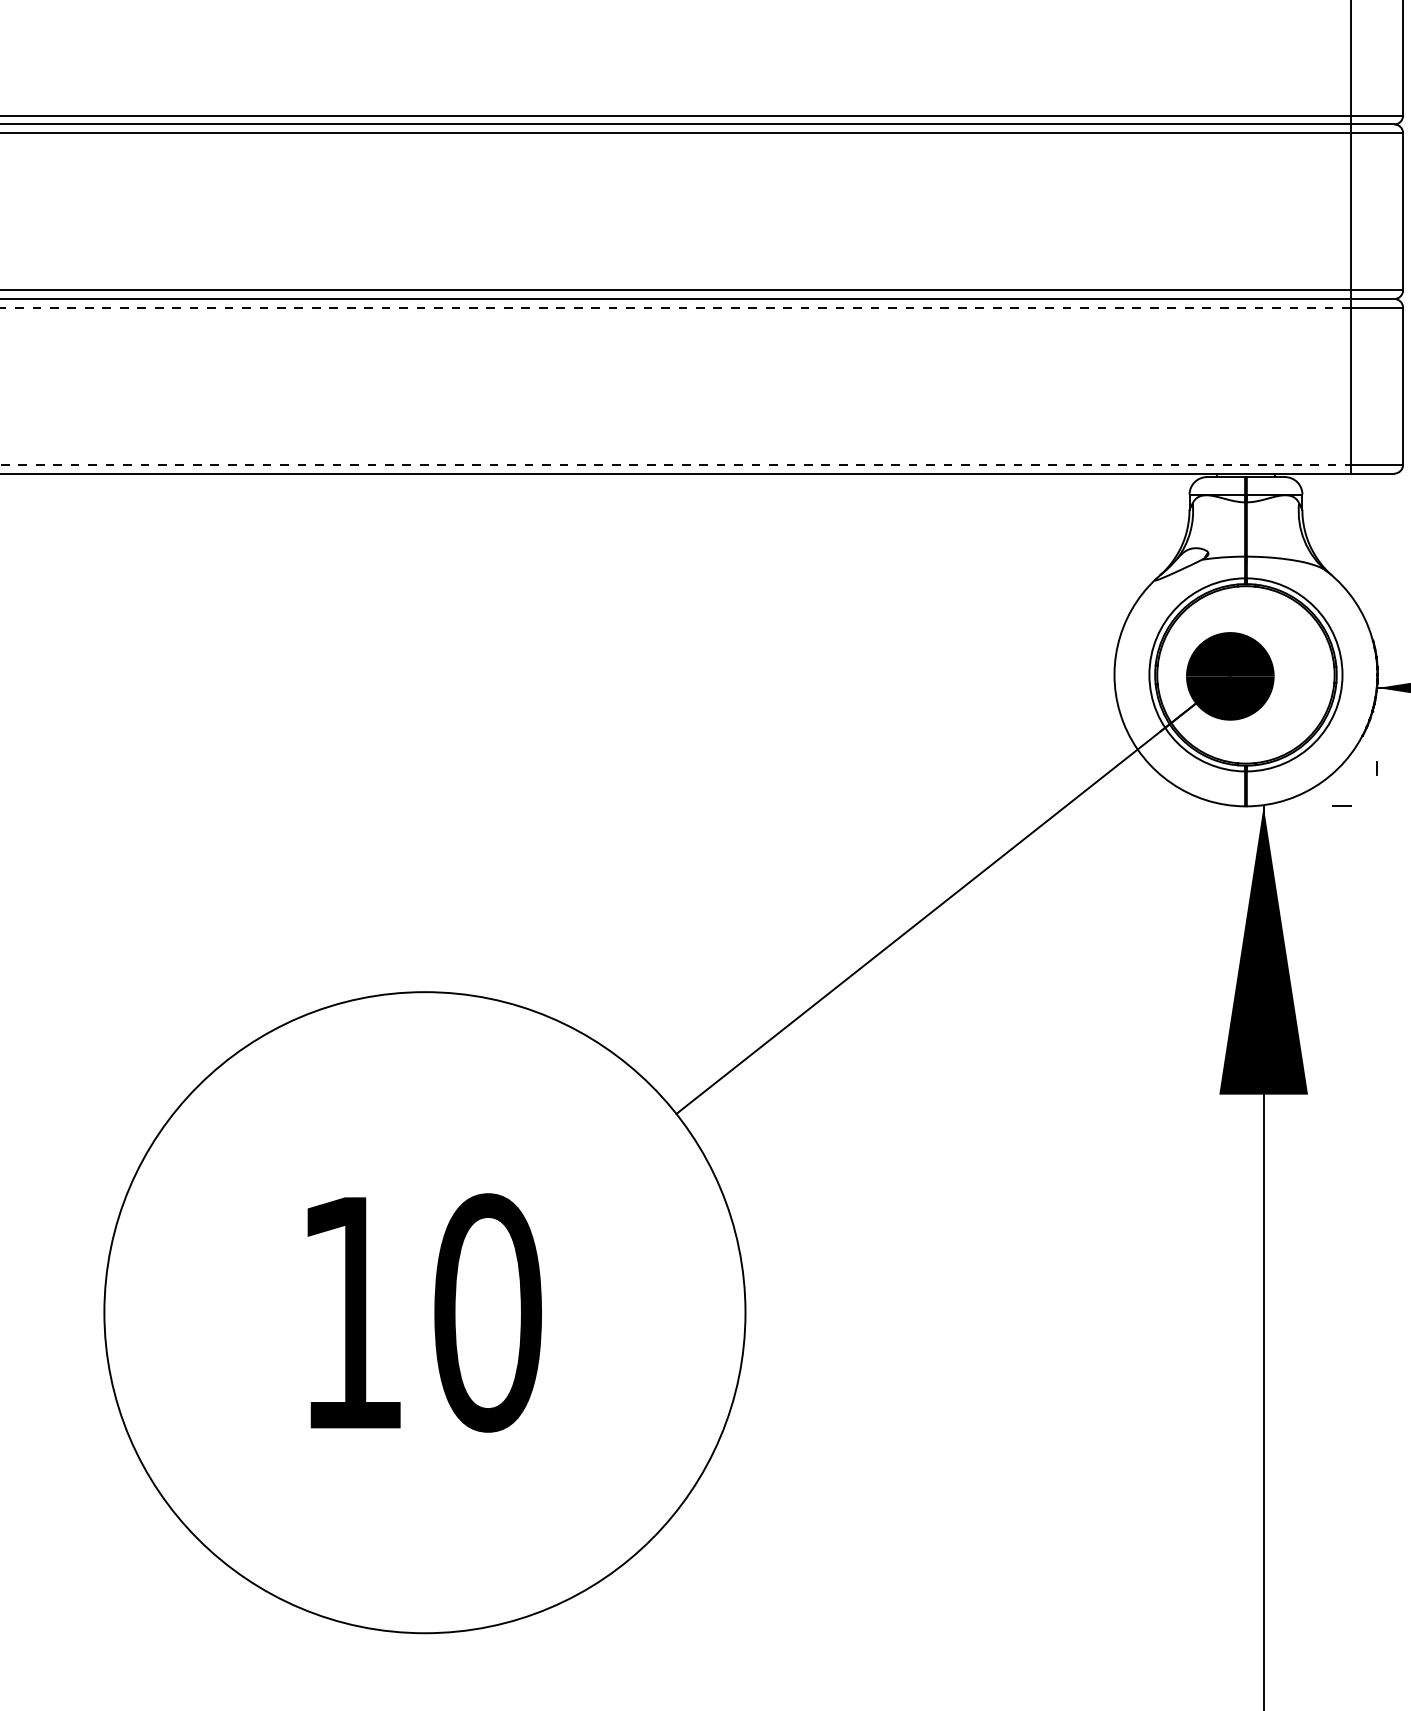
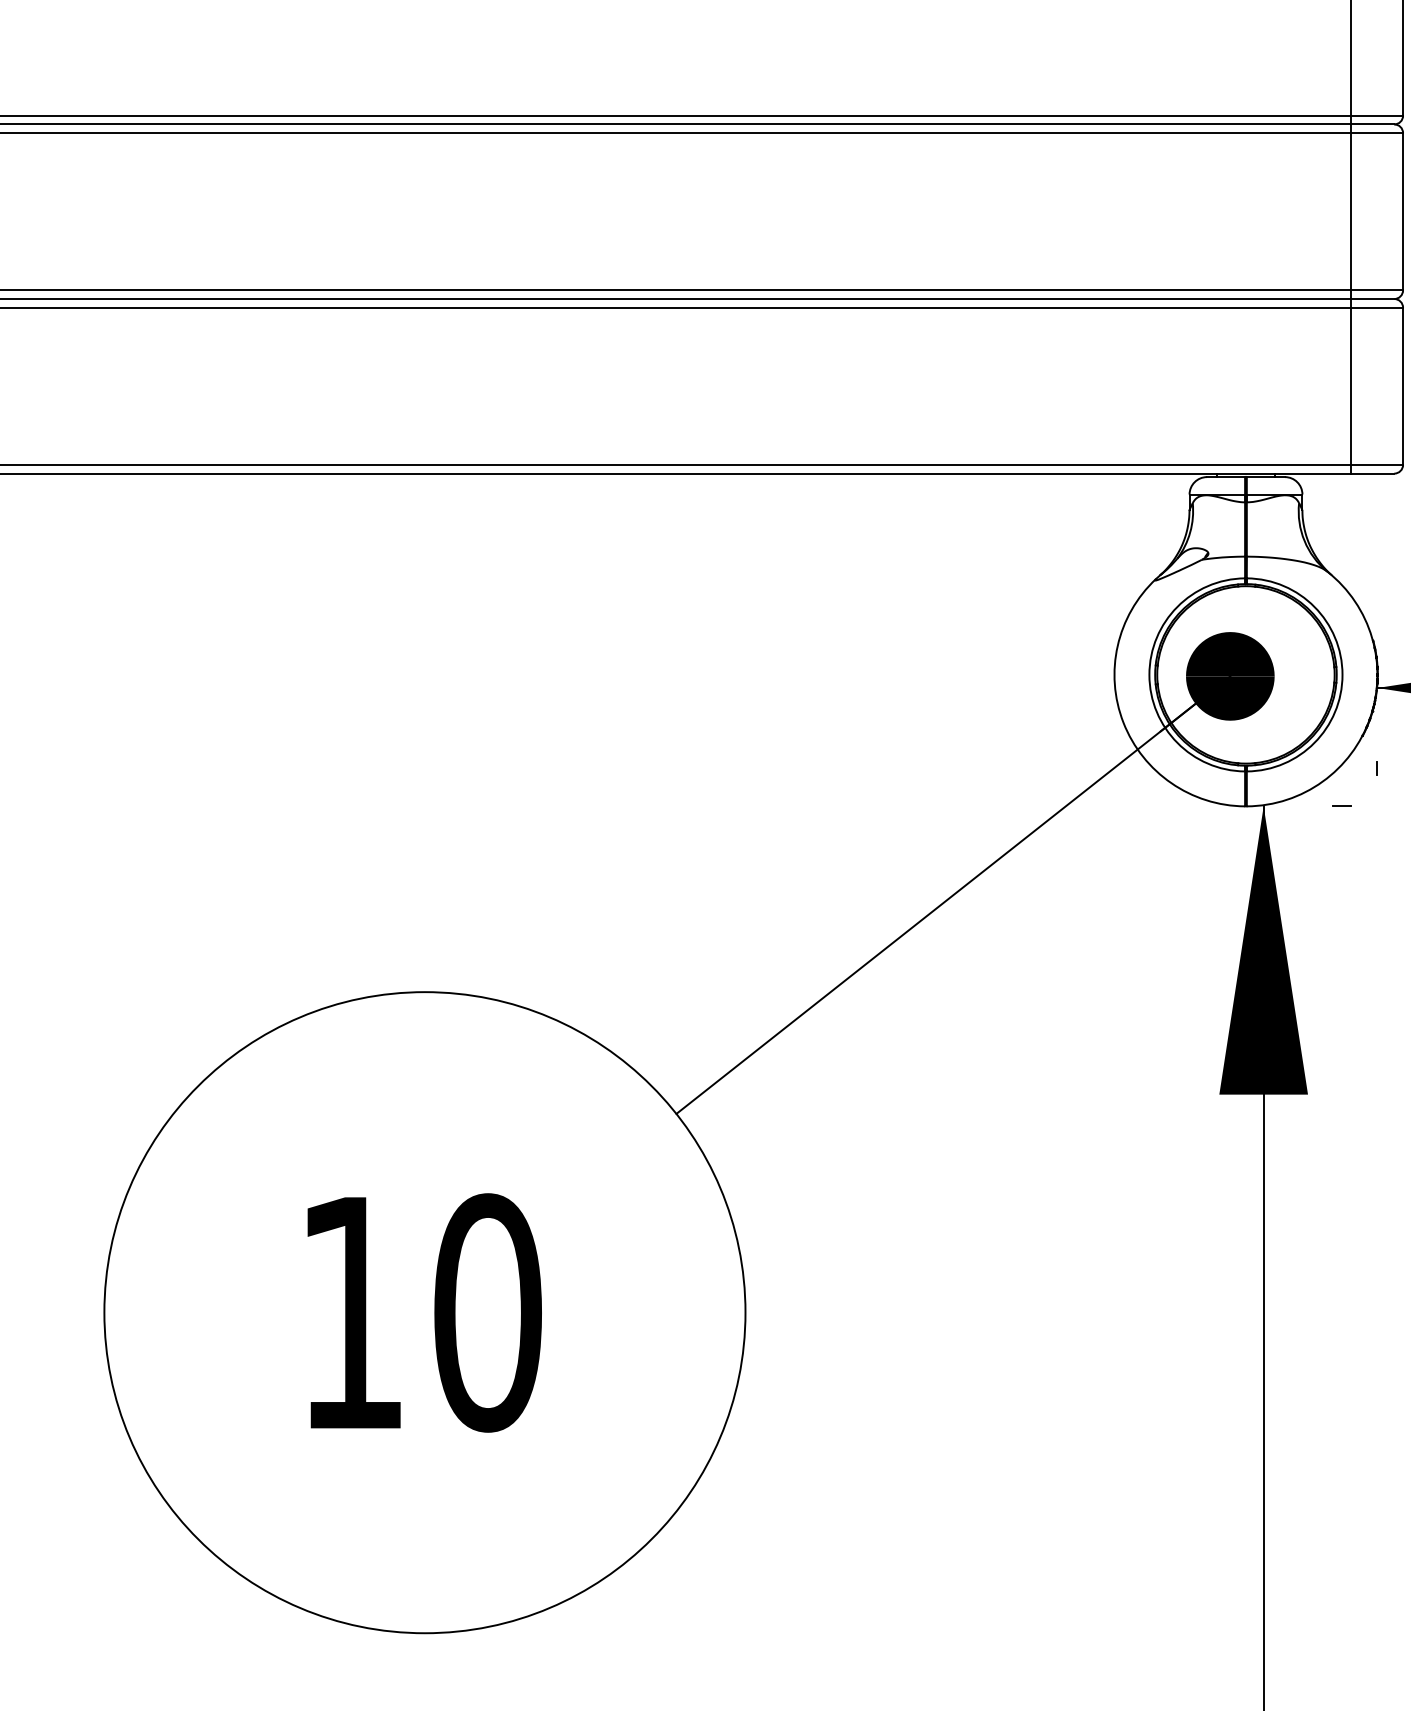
line: dashed -> solid (675, 307)
line: dashed -> solid (675, 464)
